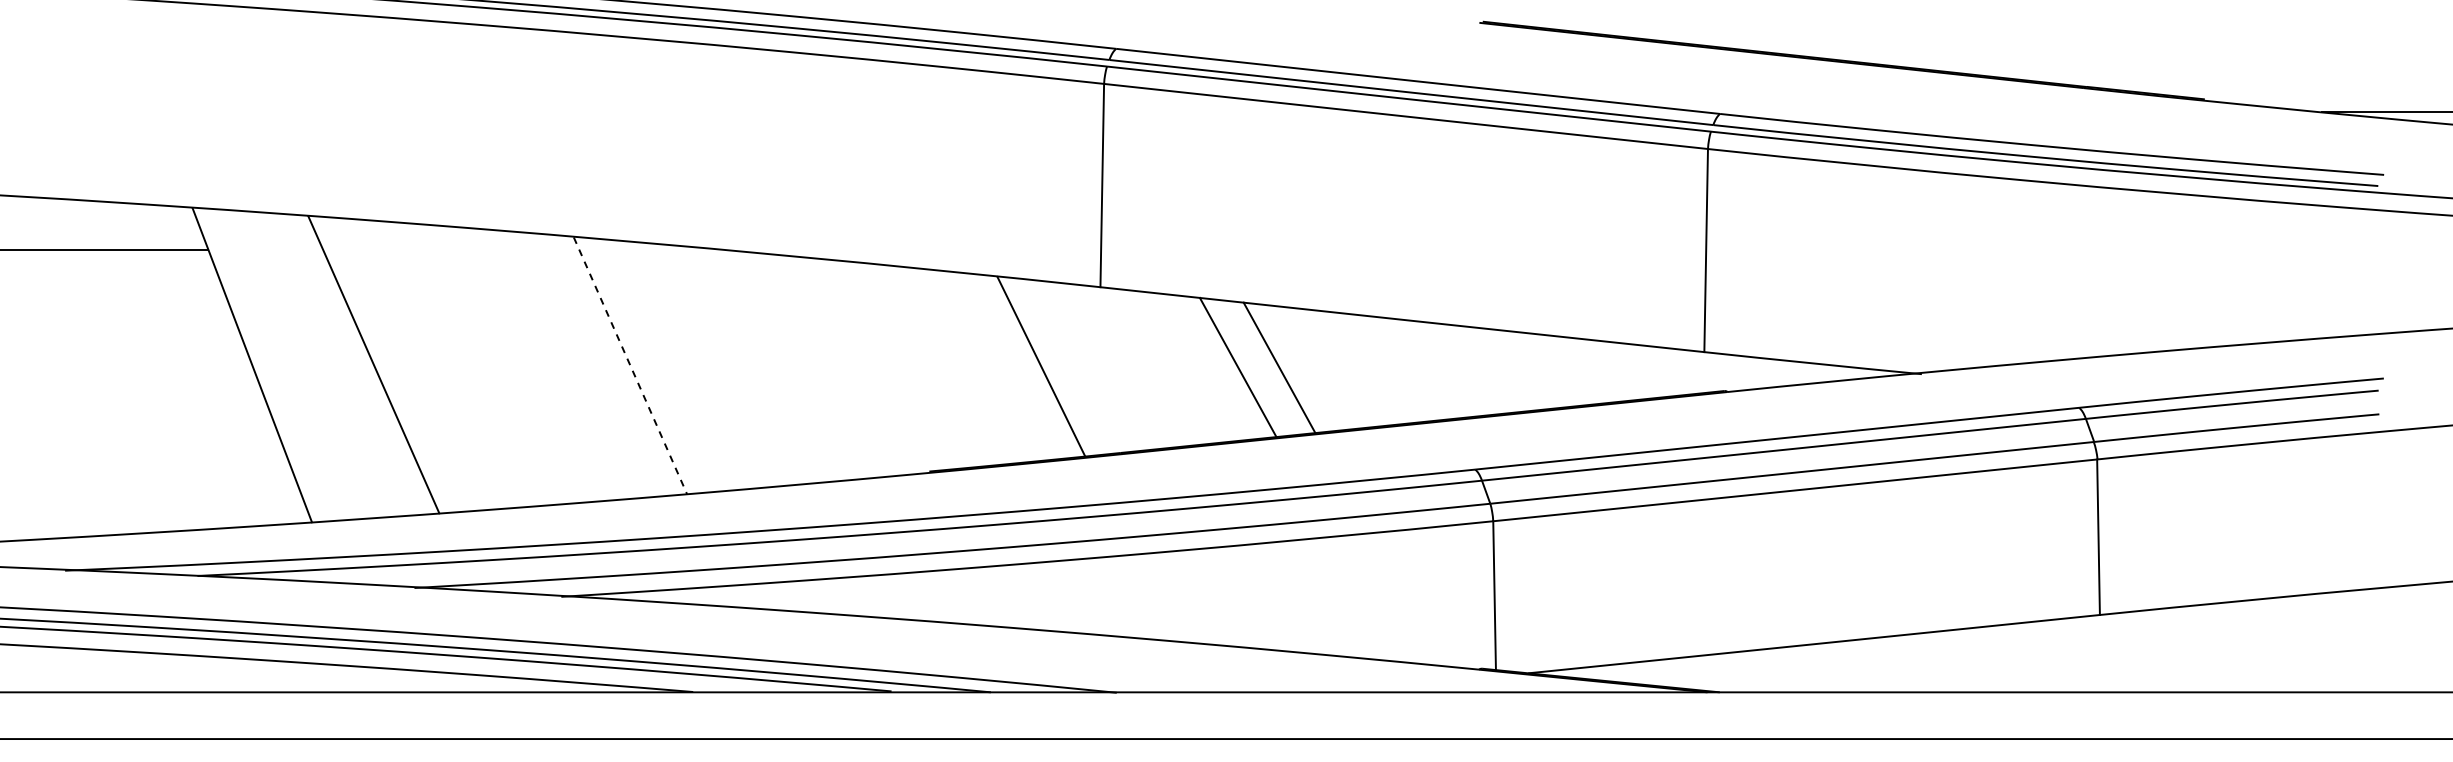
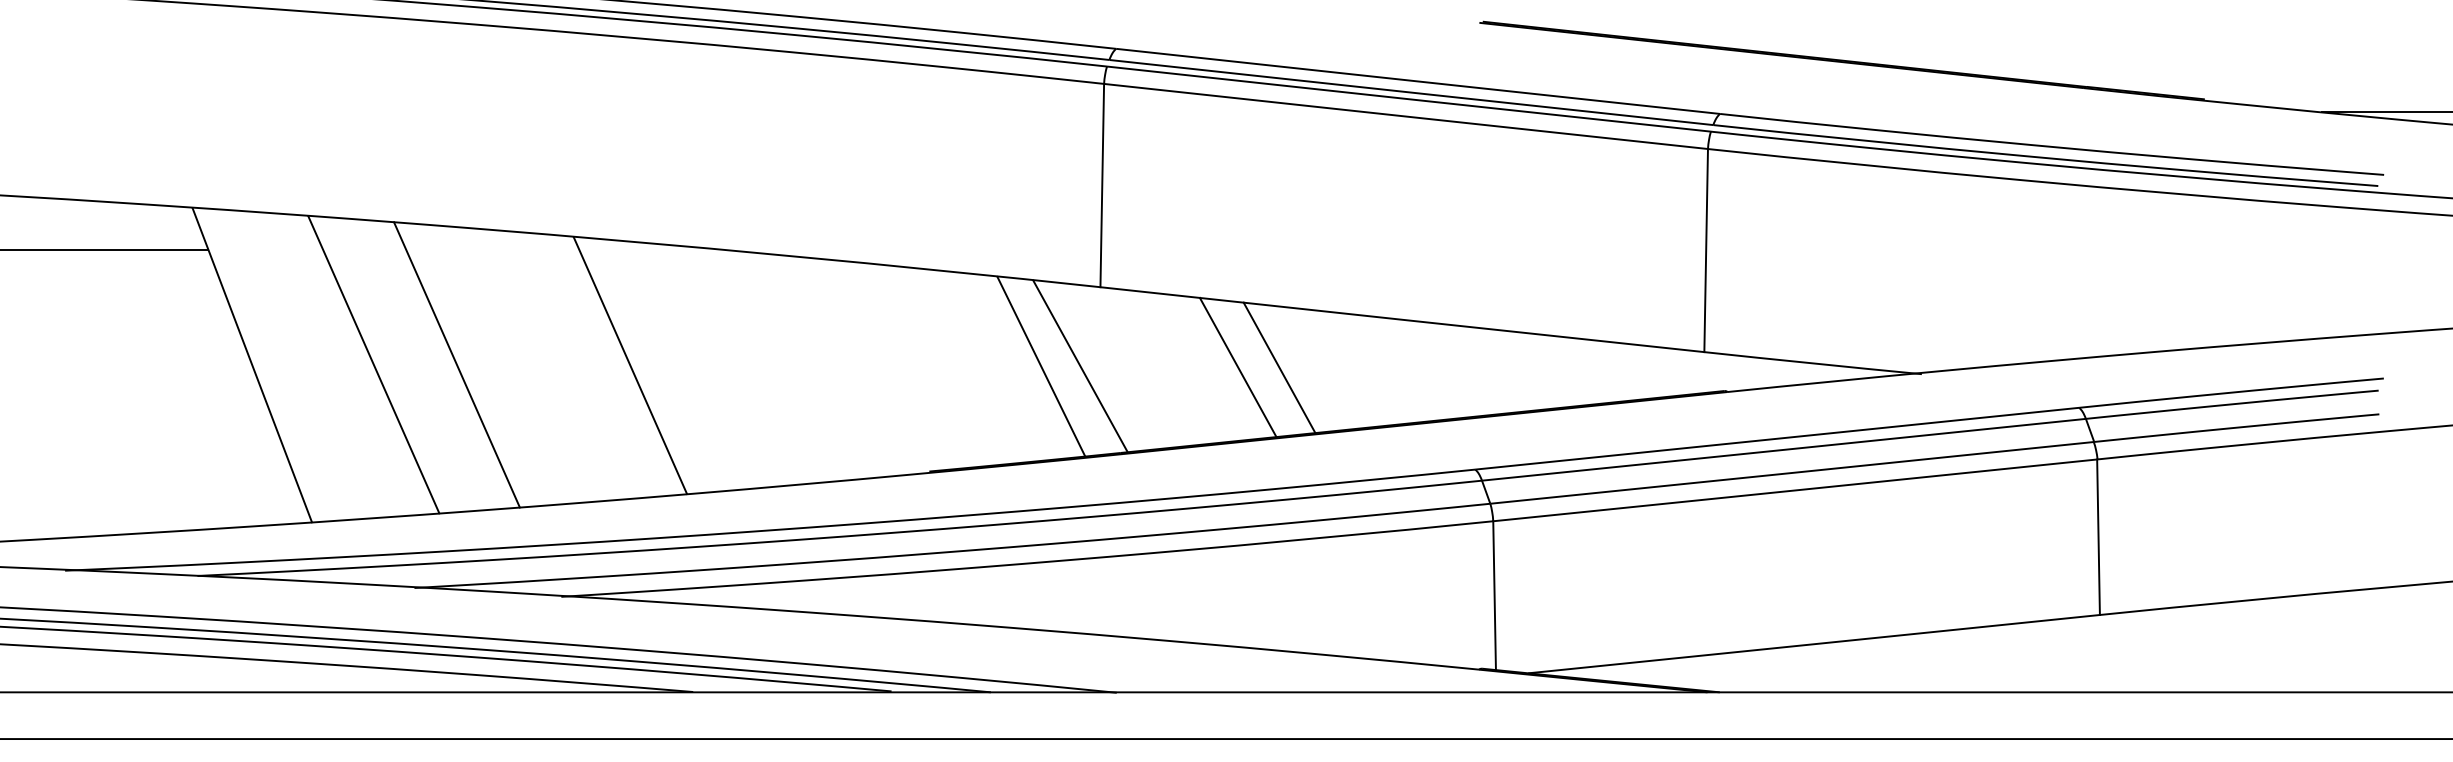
line: none -> present (456, 364)
line: dashed -> solid (630, 366)
line: none -> present (1080, 366)
